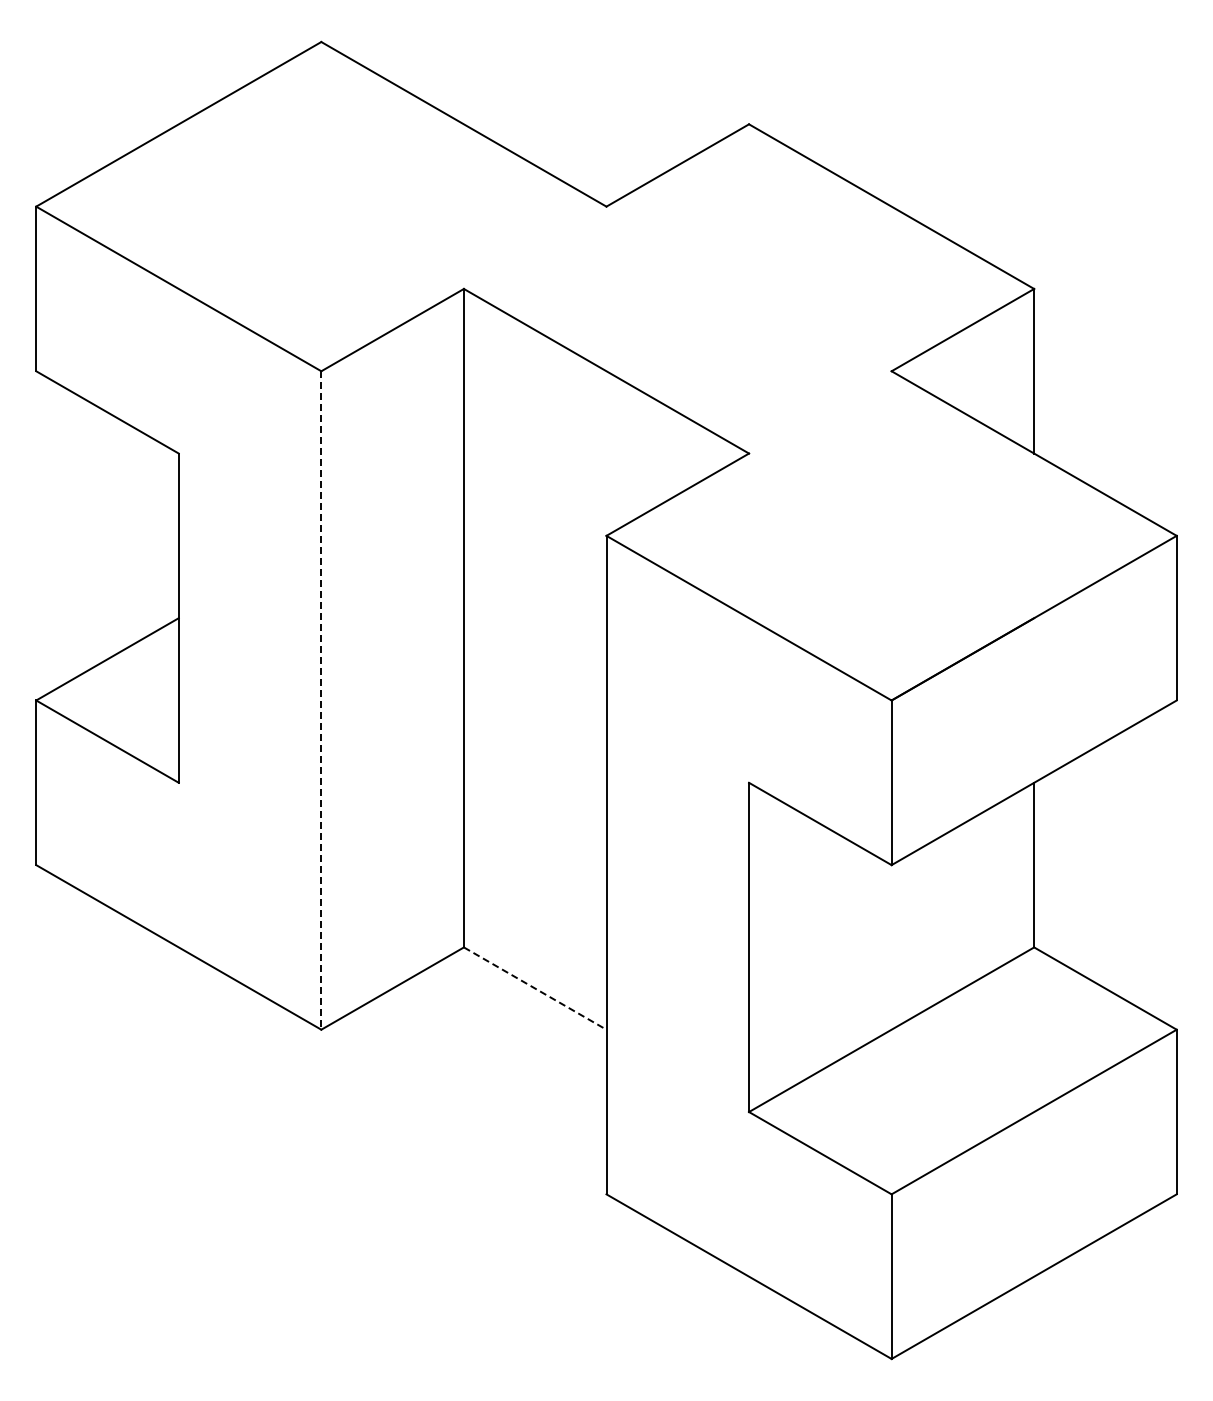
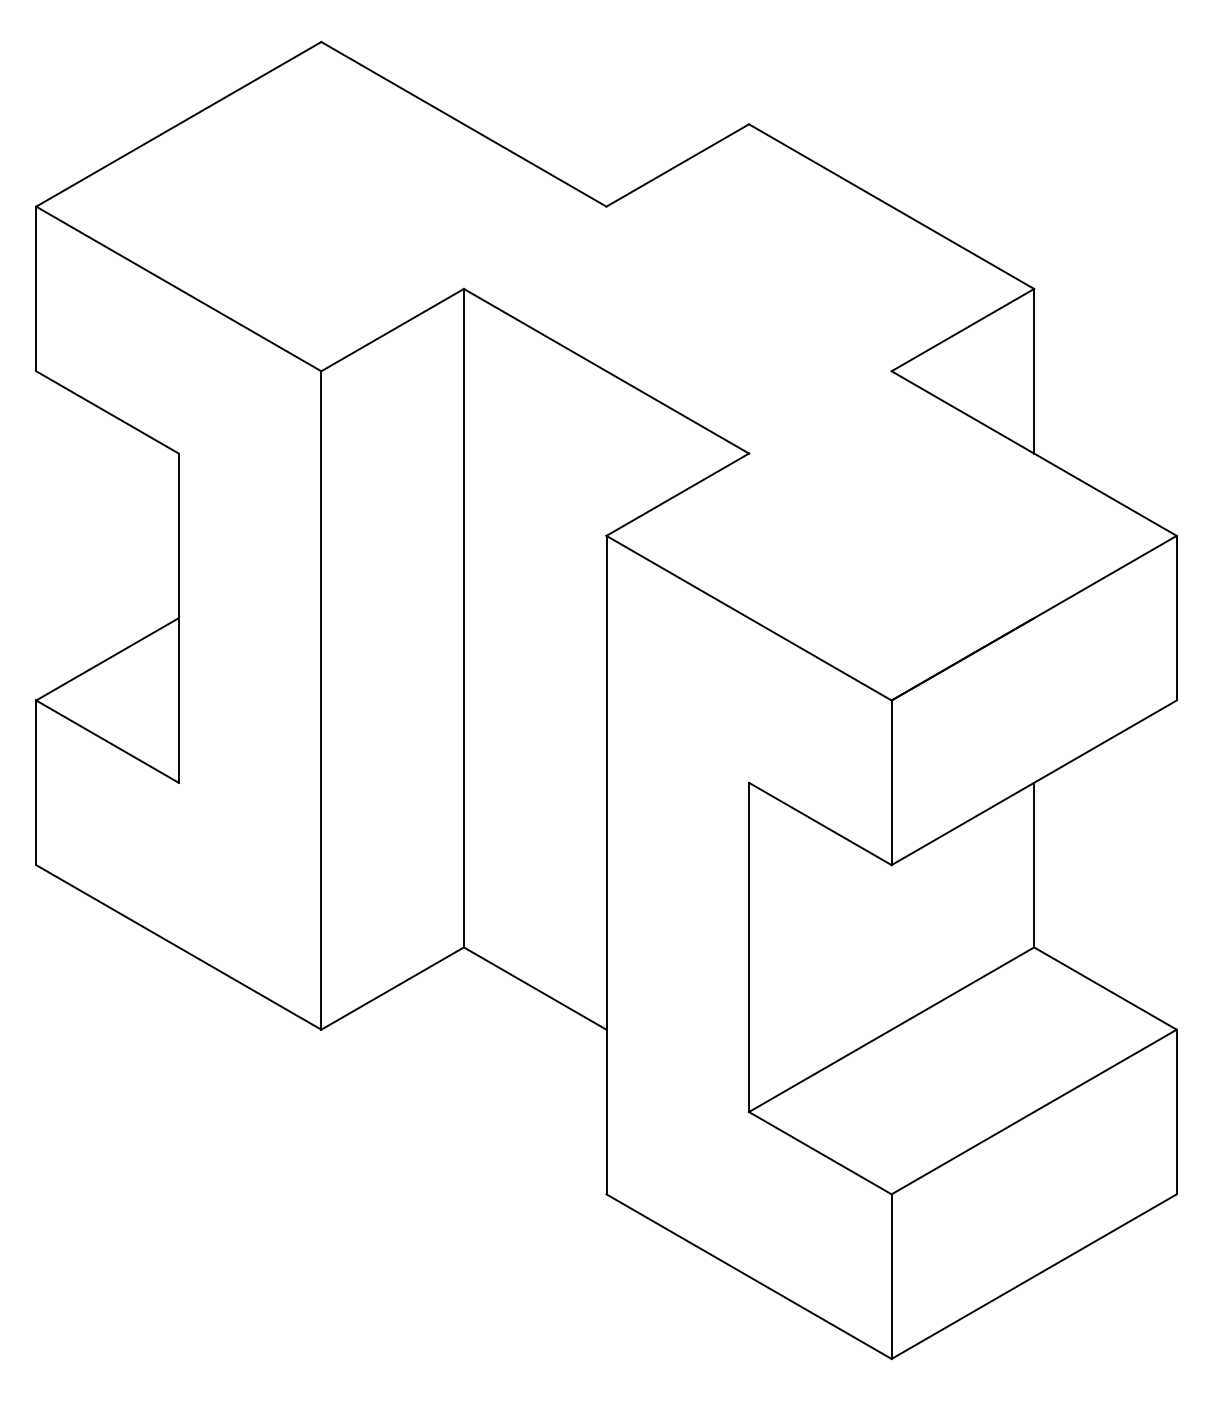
line: dashed -> solid (321, 700)
line: dashed -> solid (535, 988)
